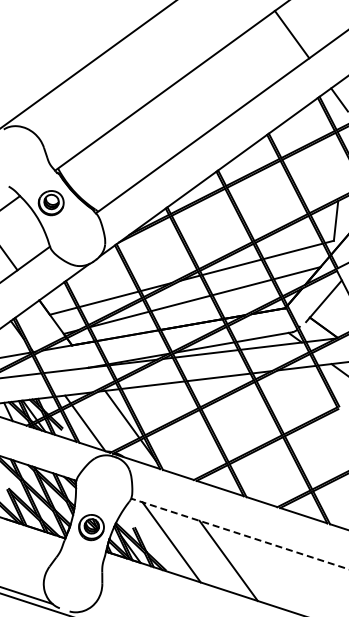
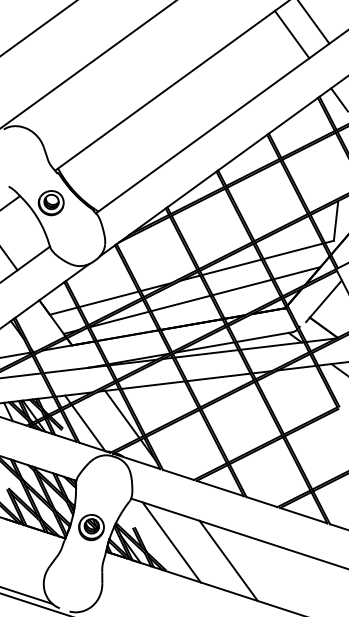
line: none -> present (314, 22)
line: none -> present (38, 28)
line: dashed -> solid (239, 533)
